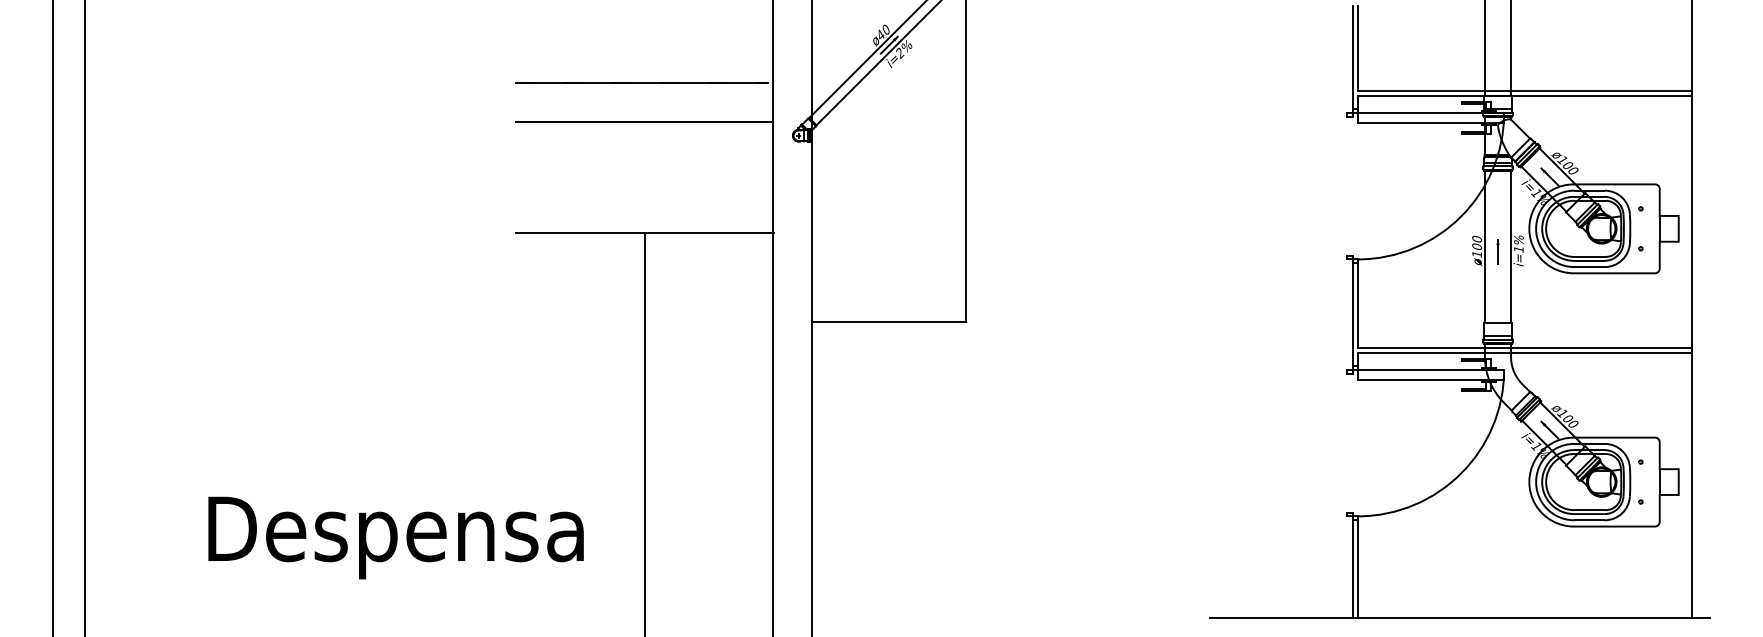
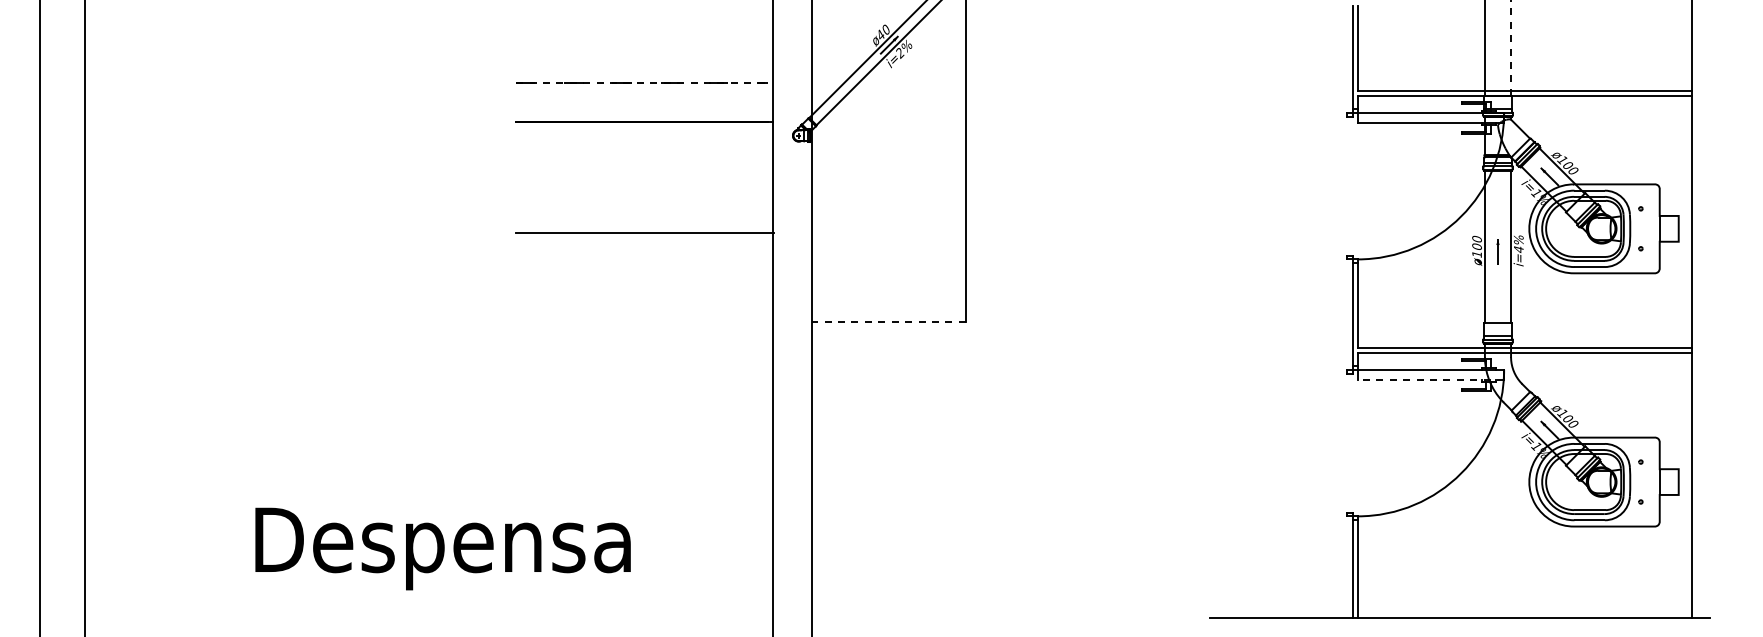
line: solid -> dashed (1510, 48)
line: solid -> dashed (642, 83)
text: i=1% -> i=4% (1518, 249)
line position: (52, 317) -> (39, 317) (39, 317)
line: solid -> dashed (888, 322)
line: solid -> dashed (1430, 380)
line: present -> none (644, 432)
text position: (395, 537) -> (442, 548) (442, 548)
